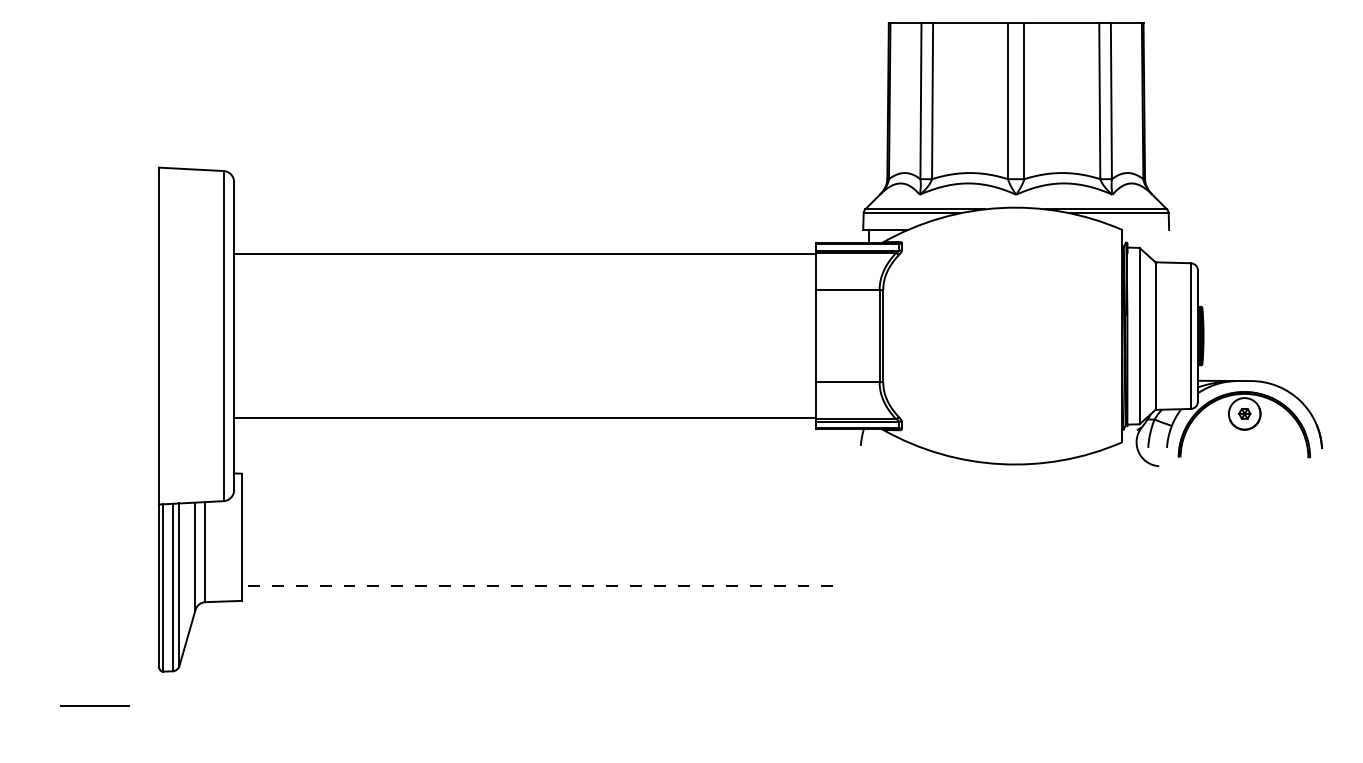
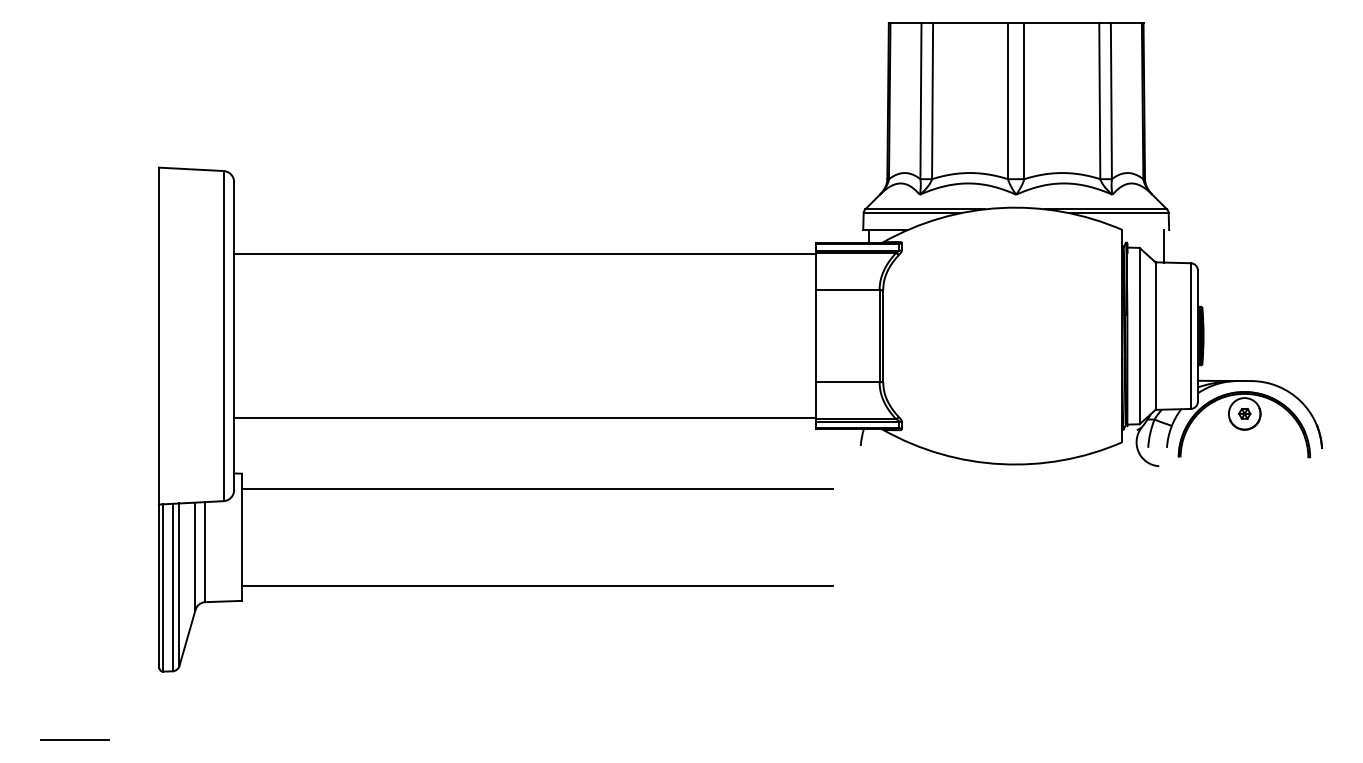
line: none -> present (1163, 246)
line: none -> present (537, 488)
line: dashed -> solid (537, 585)
line position: (94, 705) -> (74, 739) (74, 739)
